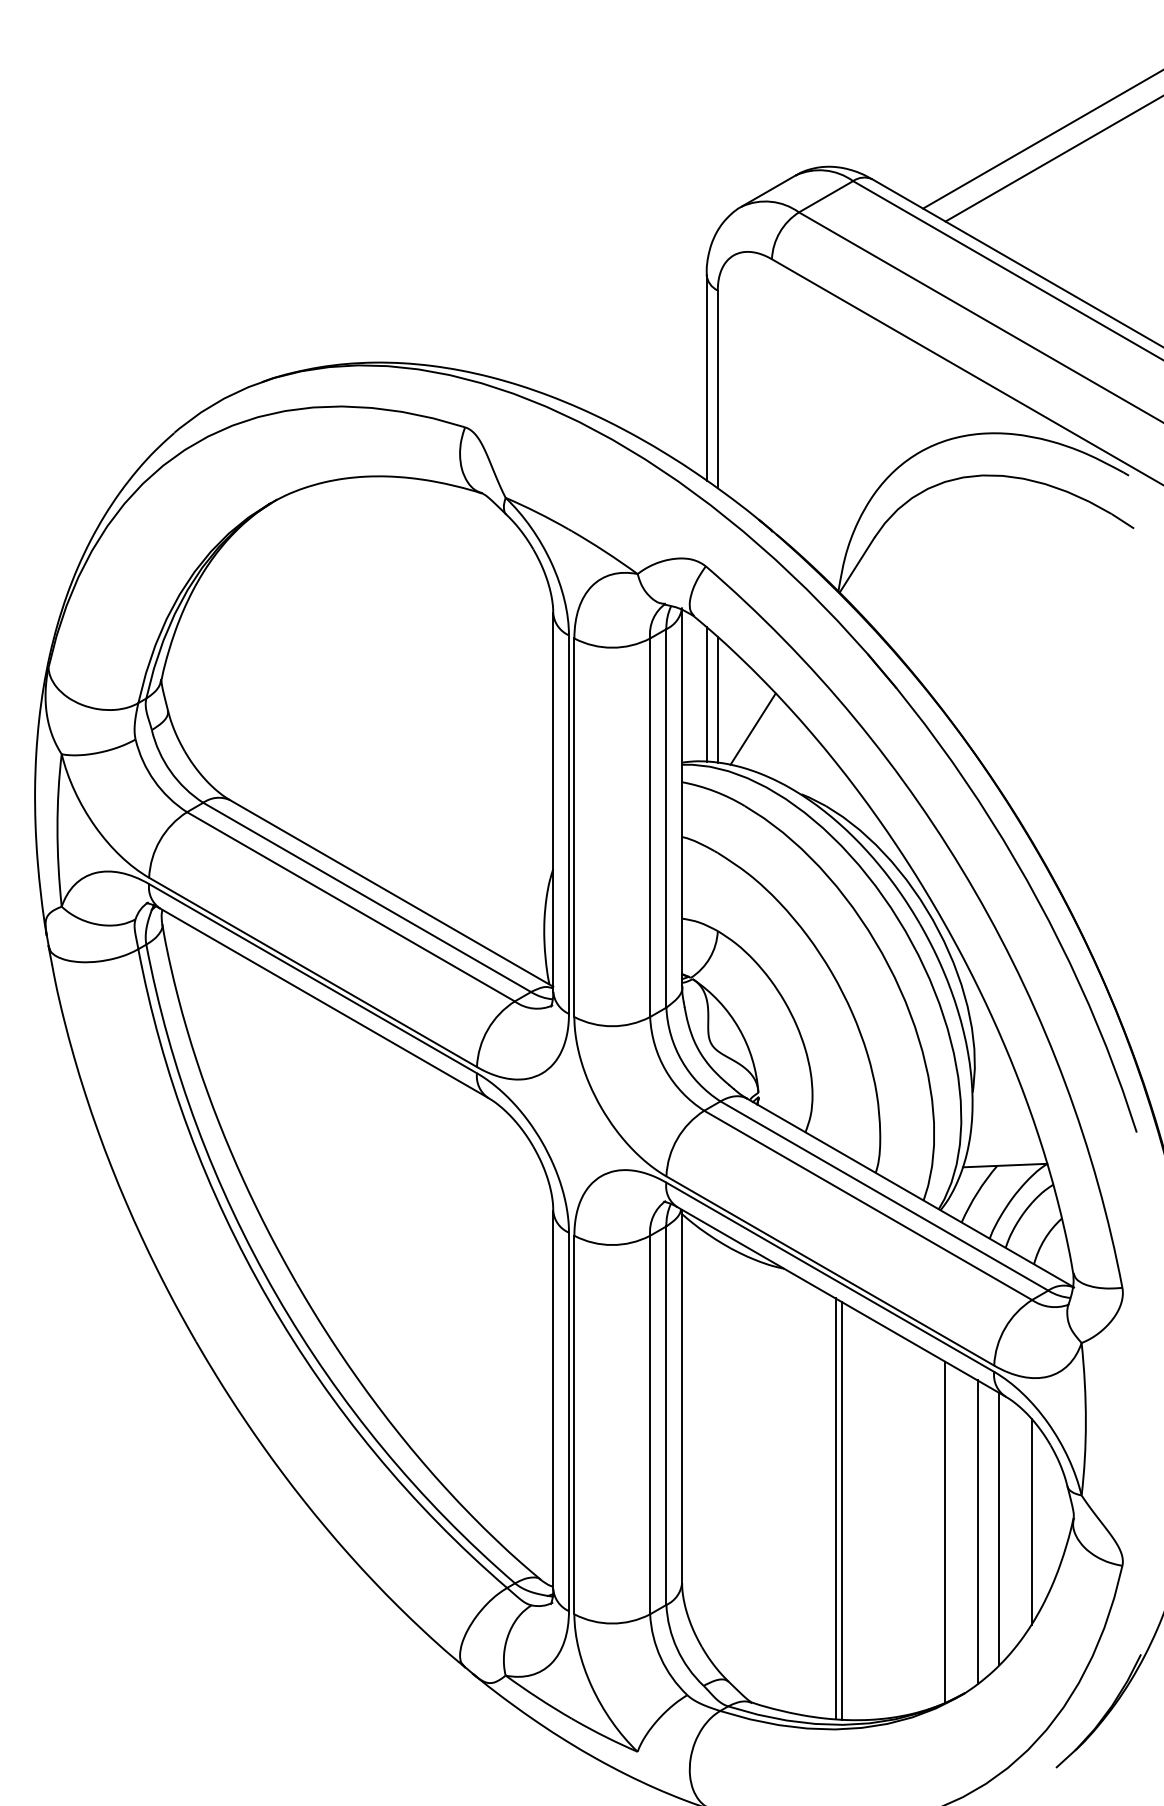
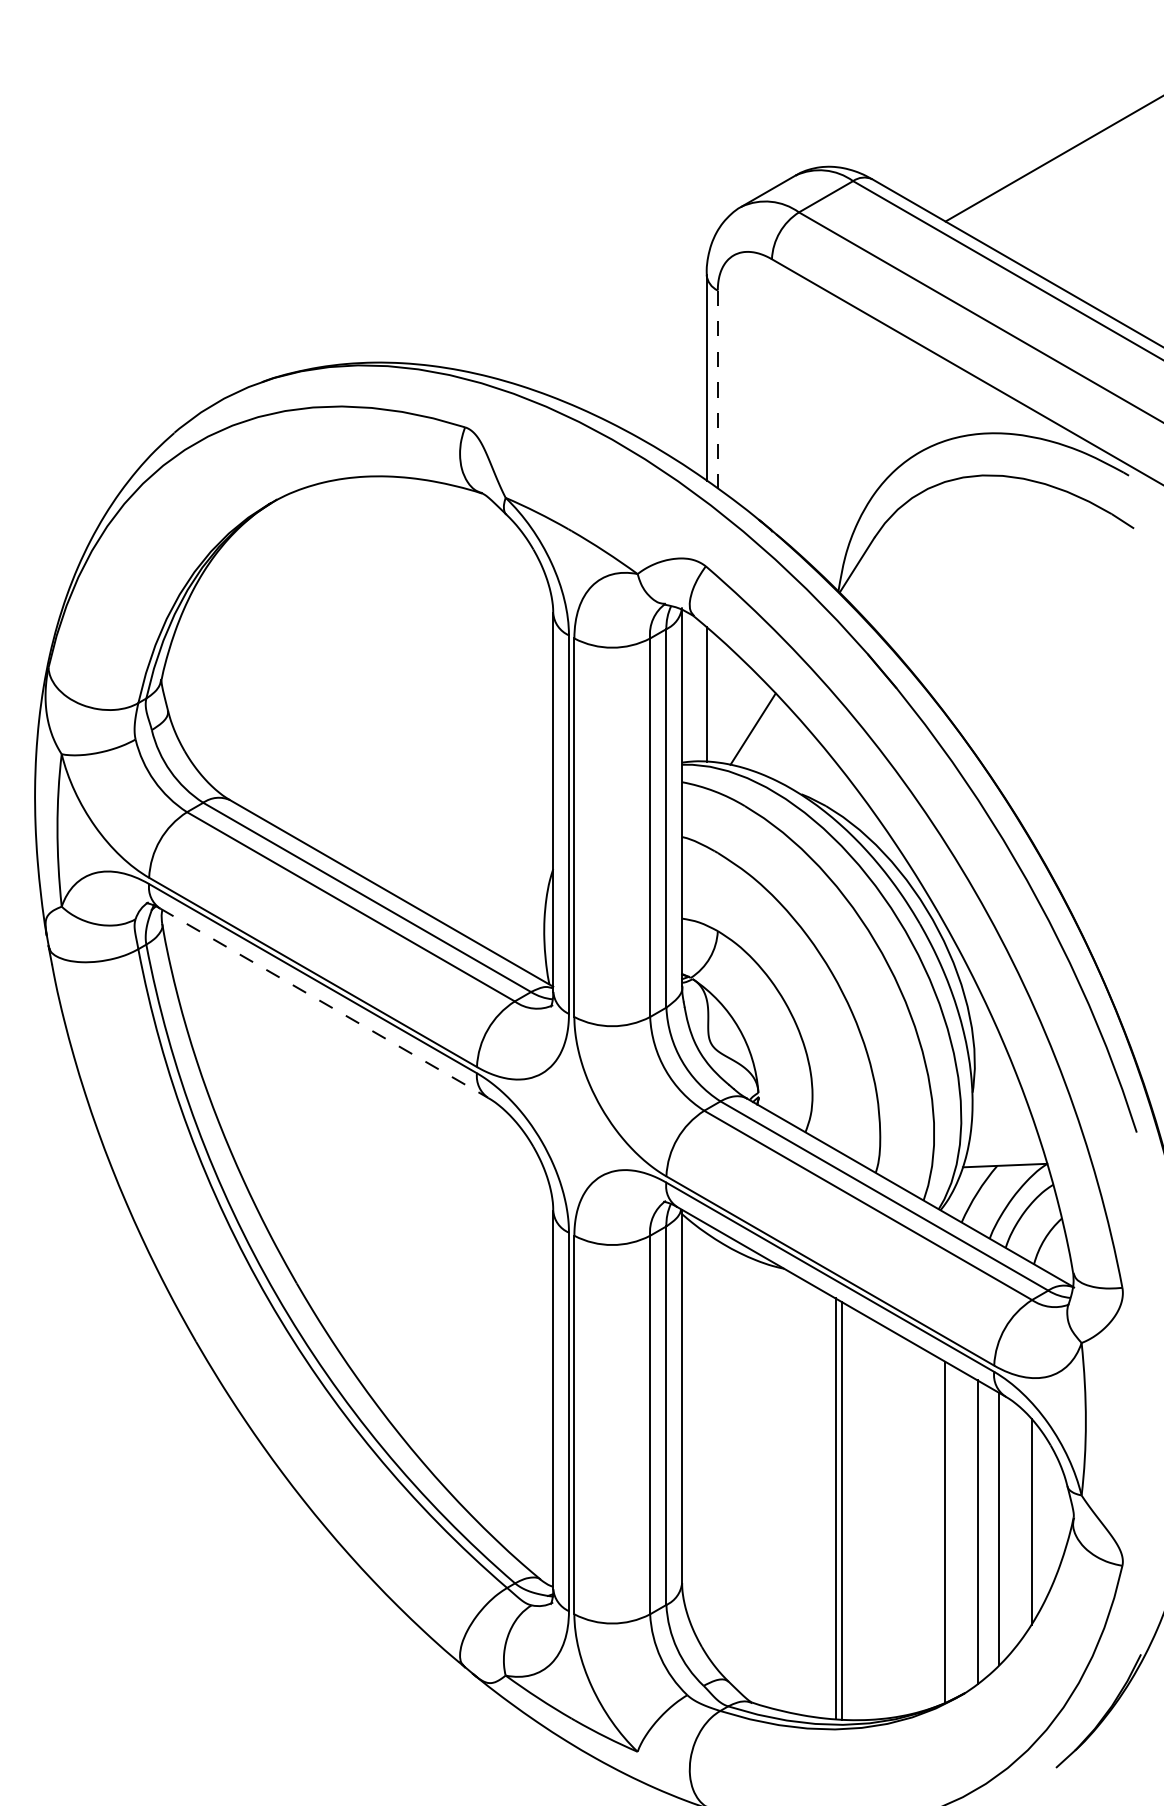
line: present -> none (1041, 139)
line: solid -> dashed (717, 389)
line: present -> none (717, 699)
line: solid -> dashed (324, 1003)
